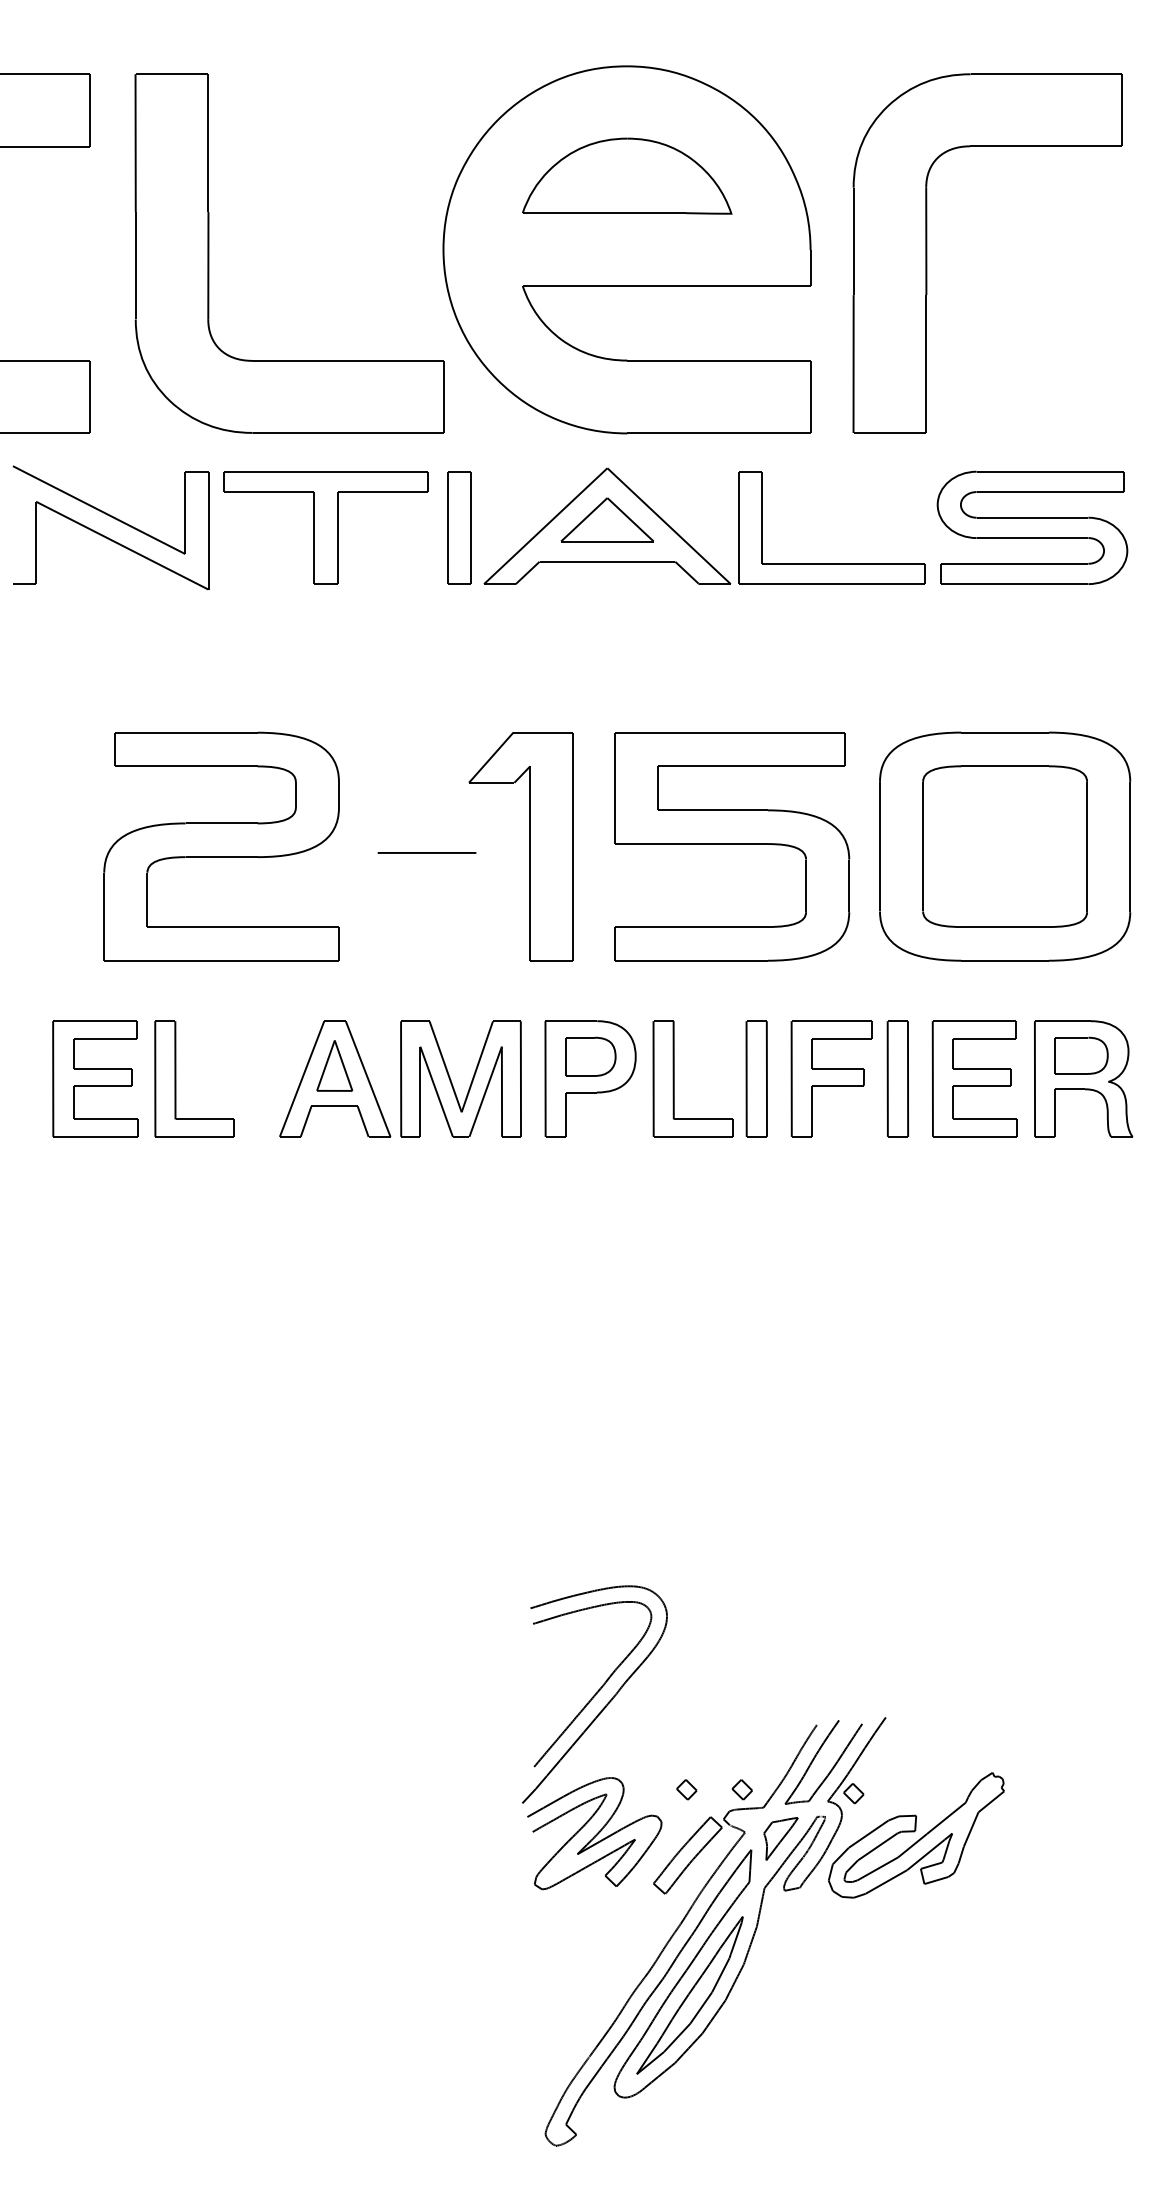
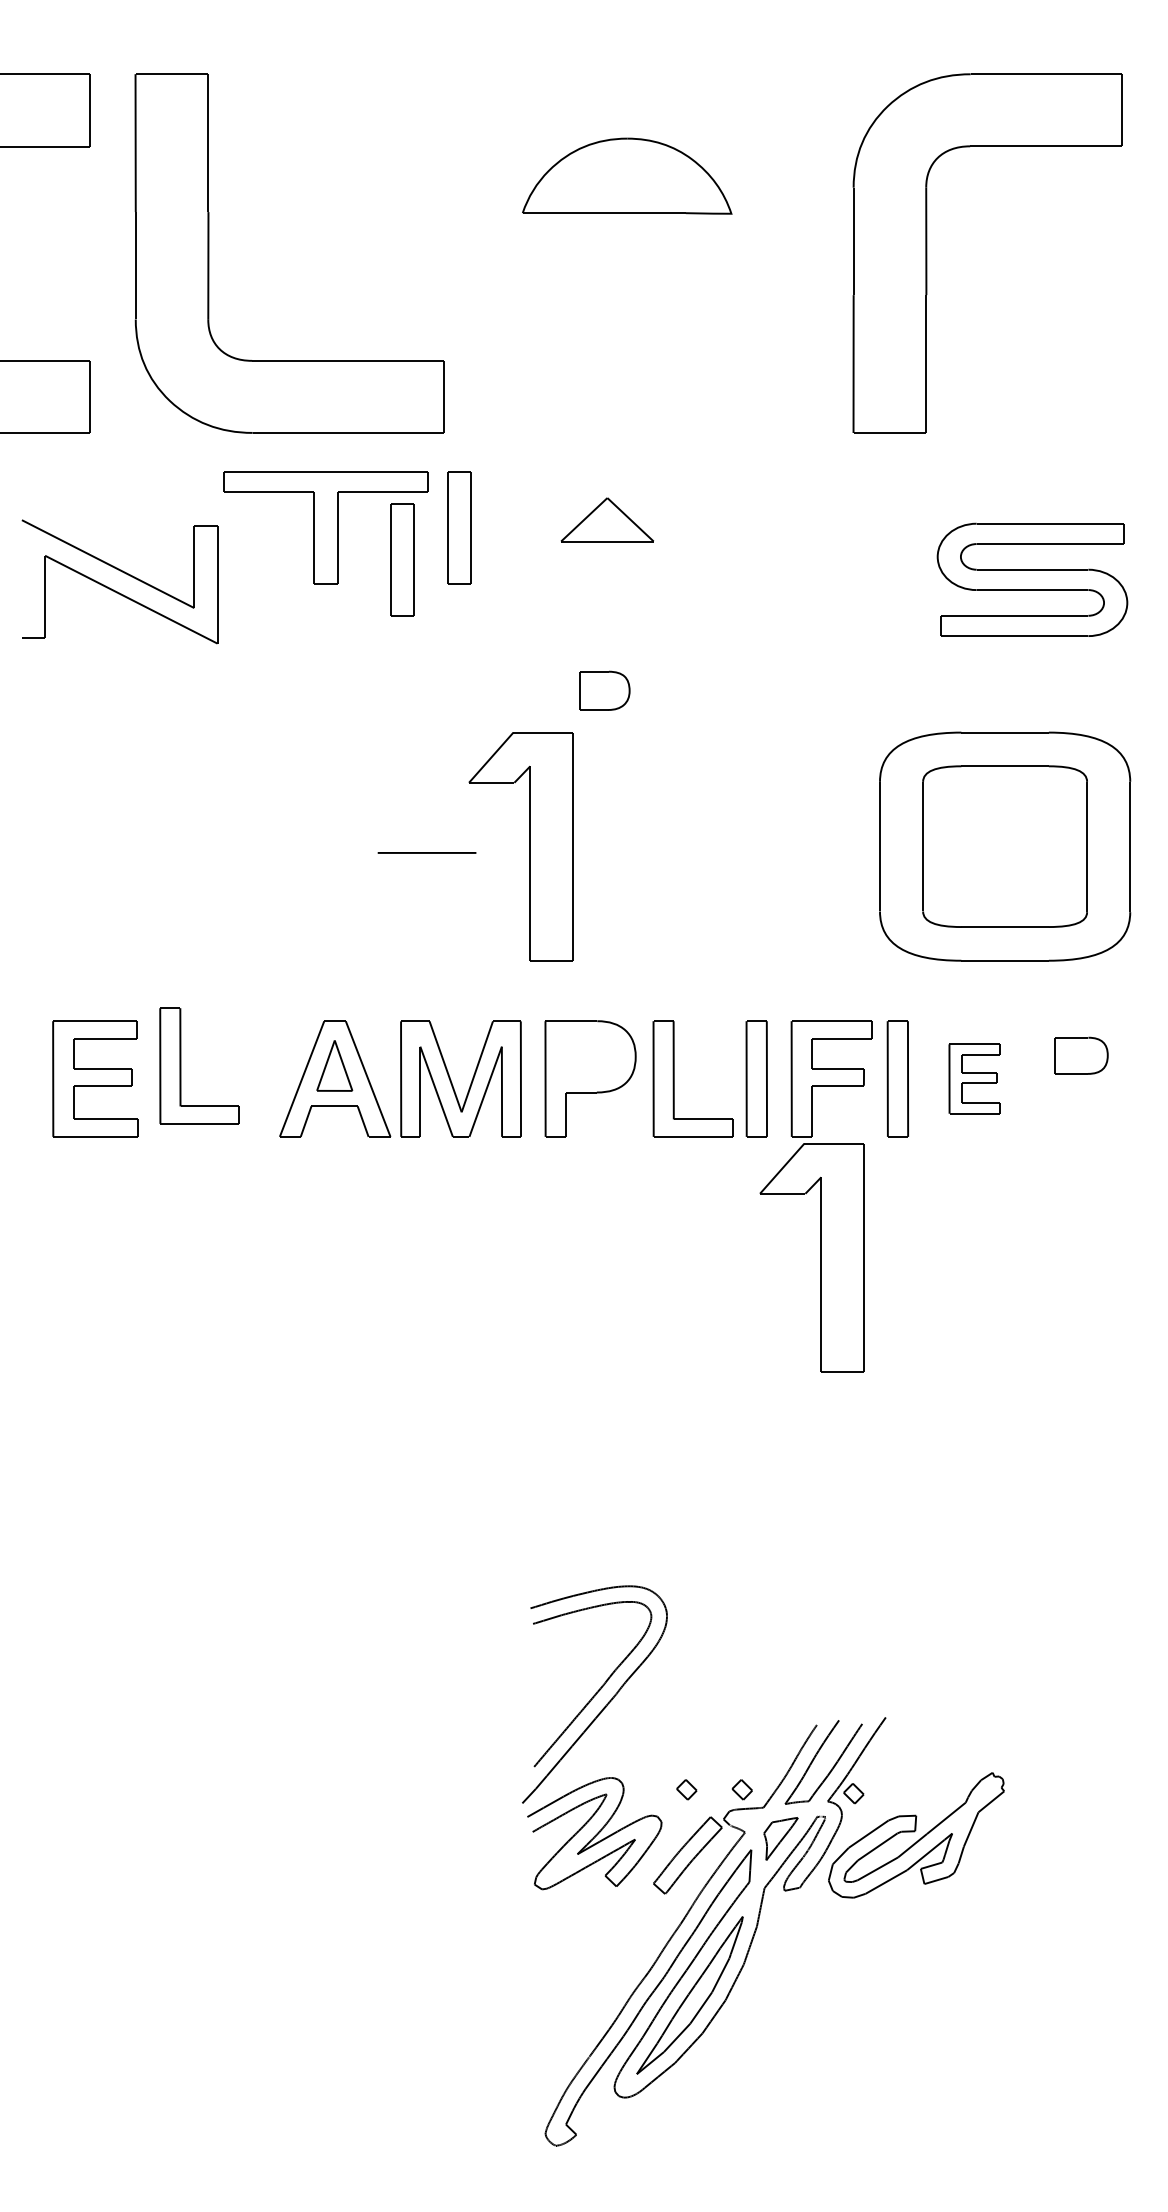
part: present -> none (626, 249)
part position: (115, 519) -> (124, 573) (124, 573)
part position: (1032, 527) -> (1032, 579) (1032, 579)
part: present -> none (690, 544)
part: none -> present (402, 559)
part: present -> none (221, 846)
part: present -> none (732, 846)
part position: (590, 1056) -> (604, 690) (604, 690)
part position: (176, 1078) -> (181, 1065) (181, 1065)
part size: 87x118 px -> 53x72 px (974, 1078)
part: present -> none (1083, 1078)
part: none -> present (820, 1257)
